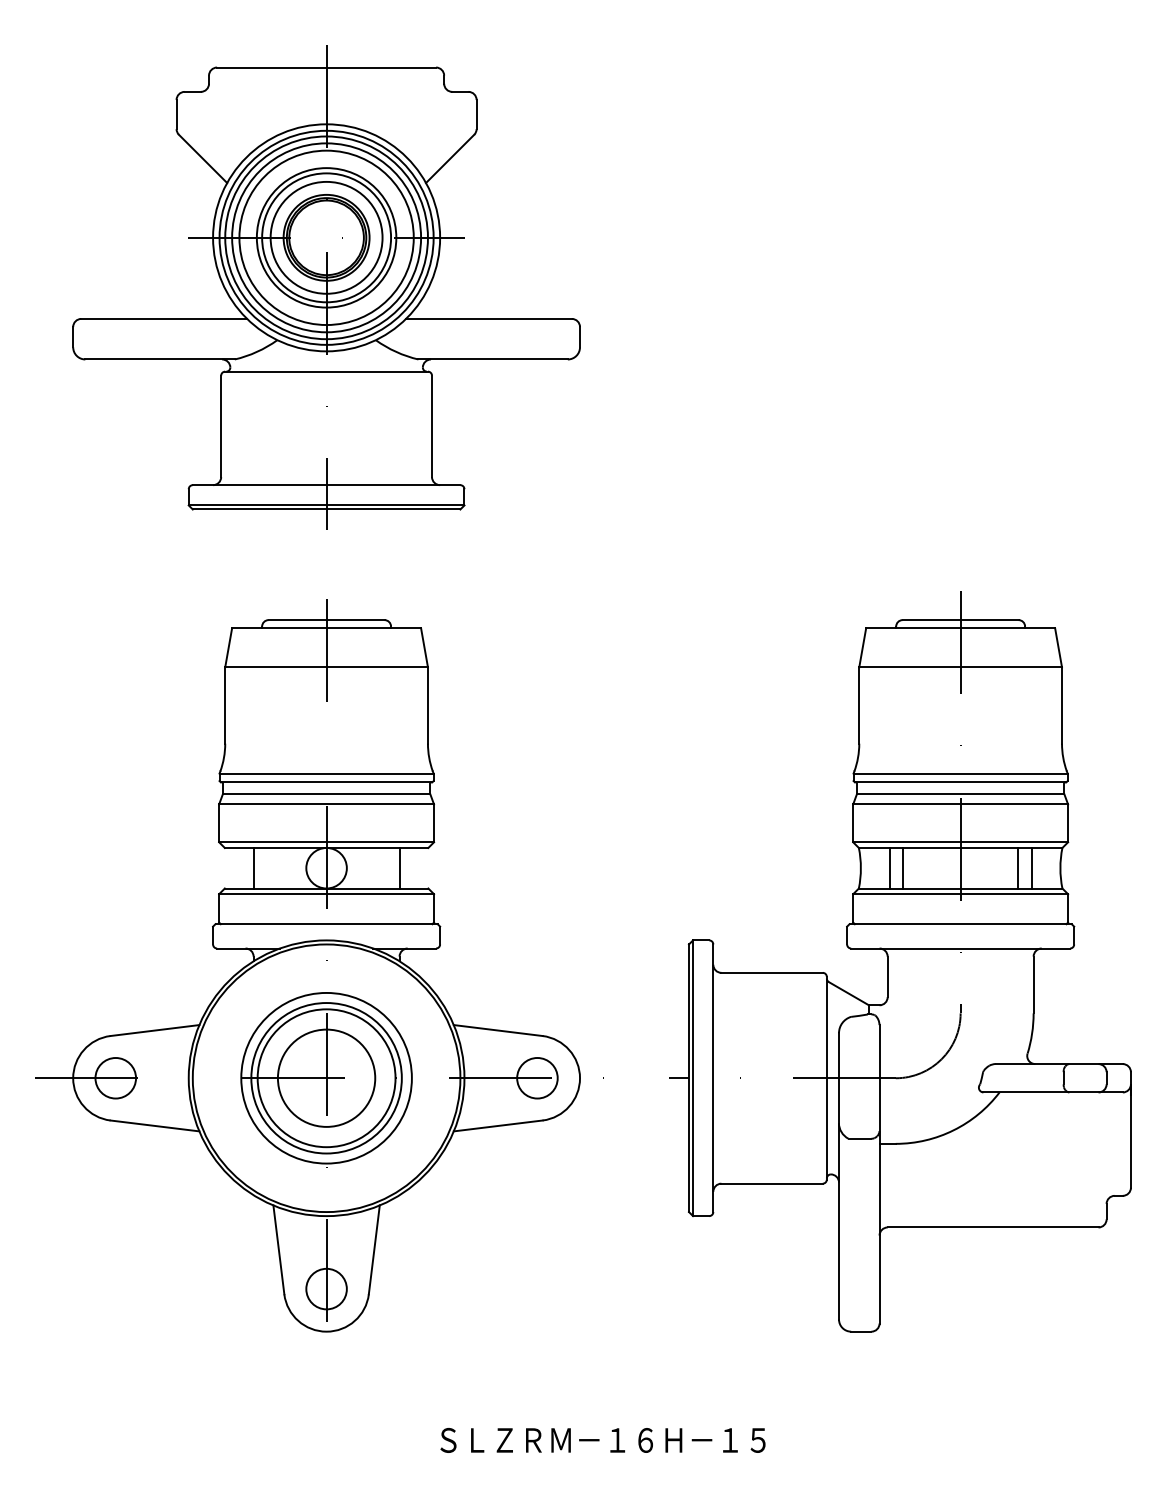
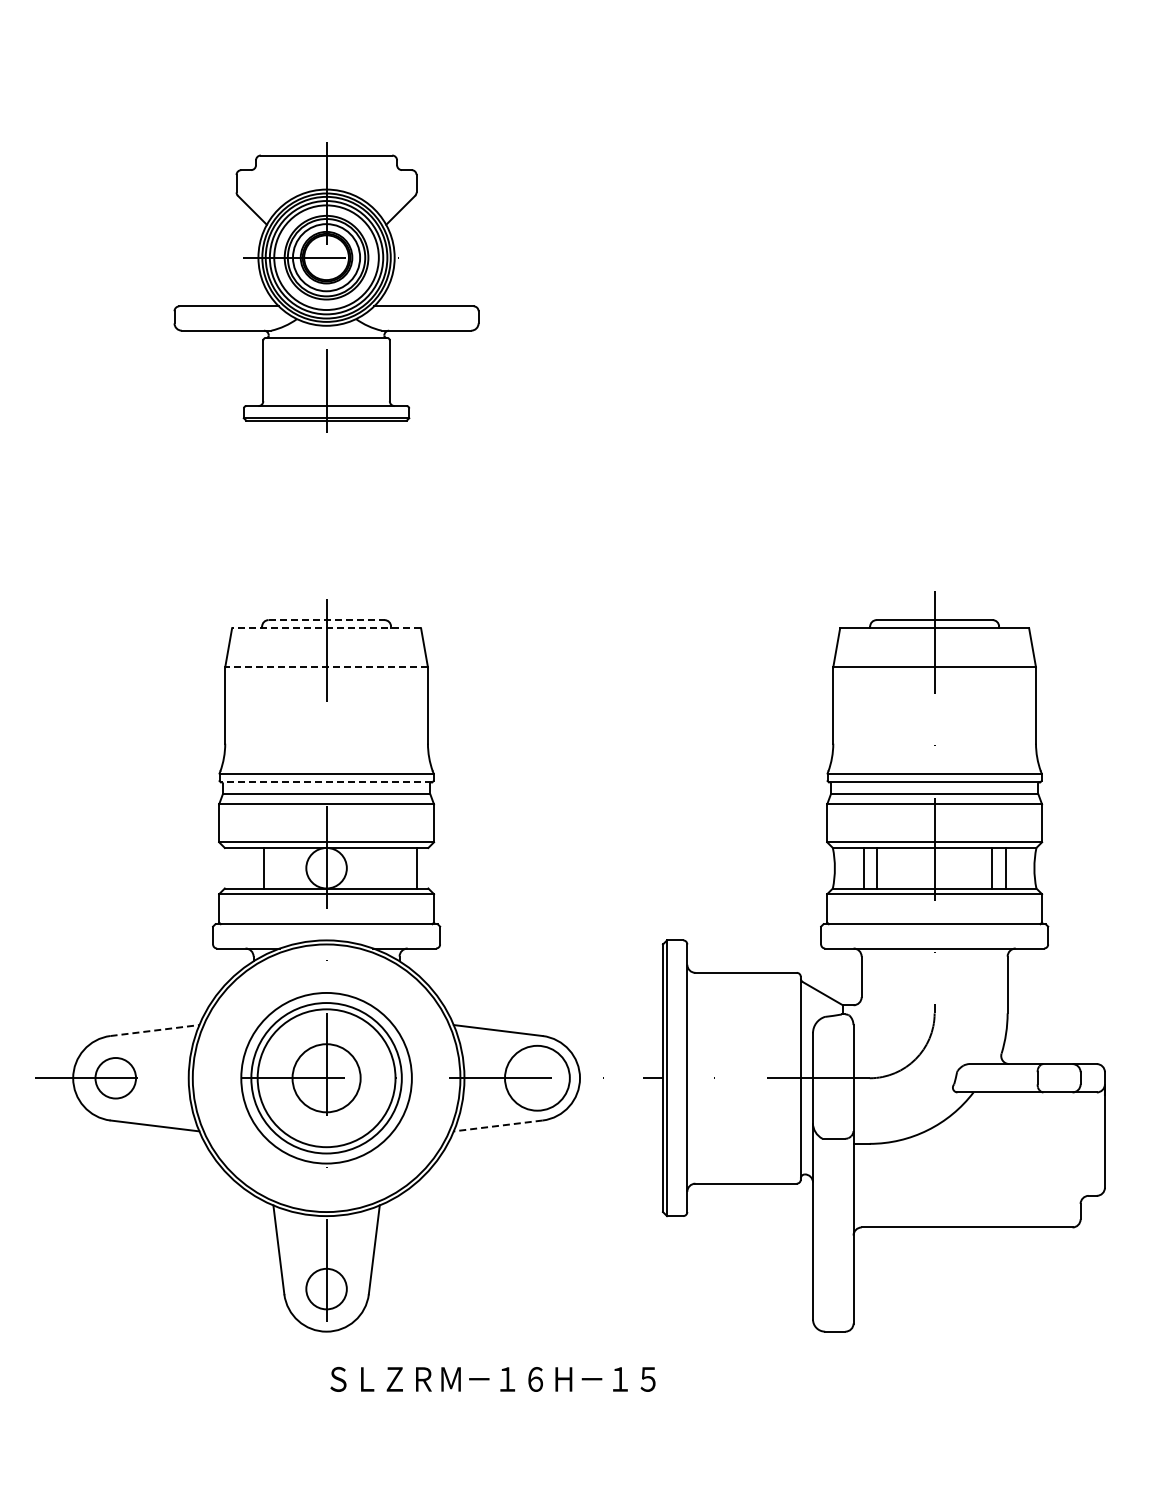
part size: 509x485 px -> 307x291 px (326, 287)
line: solid -> dashed (326, 620)
line: solid -> dashed (326, 628)
line: solid -> dashed (326, 667)
line: solid -> dashed (326, 782)
line position: (253, 867) -> (263, 867) (263, 867)
line position: (399, 867) -> (416, 867) (416, 867)
part position: (900, 961) -> (874, 961) (874, 961)
line: solid -> dashed (154, 1030)
circle diameter: 97 px -> 68 px (326, 1078)
circle diameter: 41 px -> 65 px (537, 1077)
line: solid -> dashed (498, 1125)
text position: (602, 1440) -> (492, 1379) (492, 1379)
